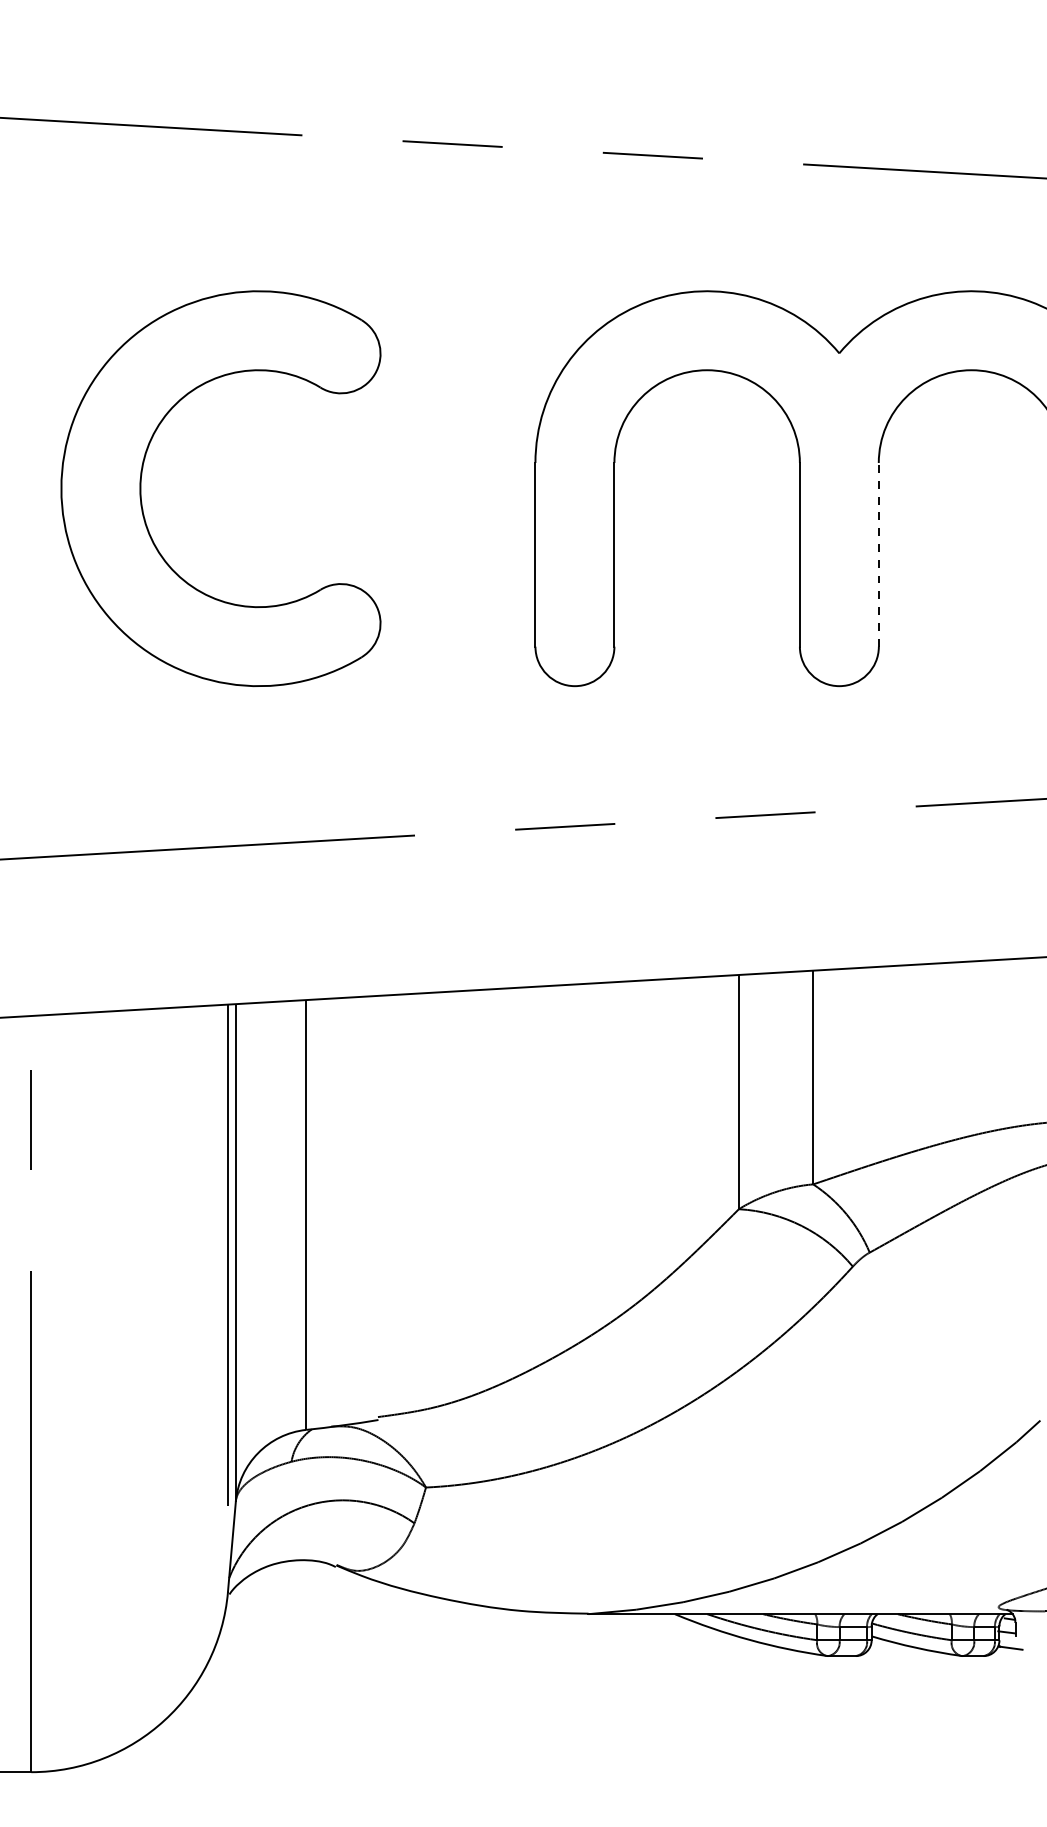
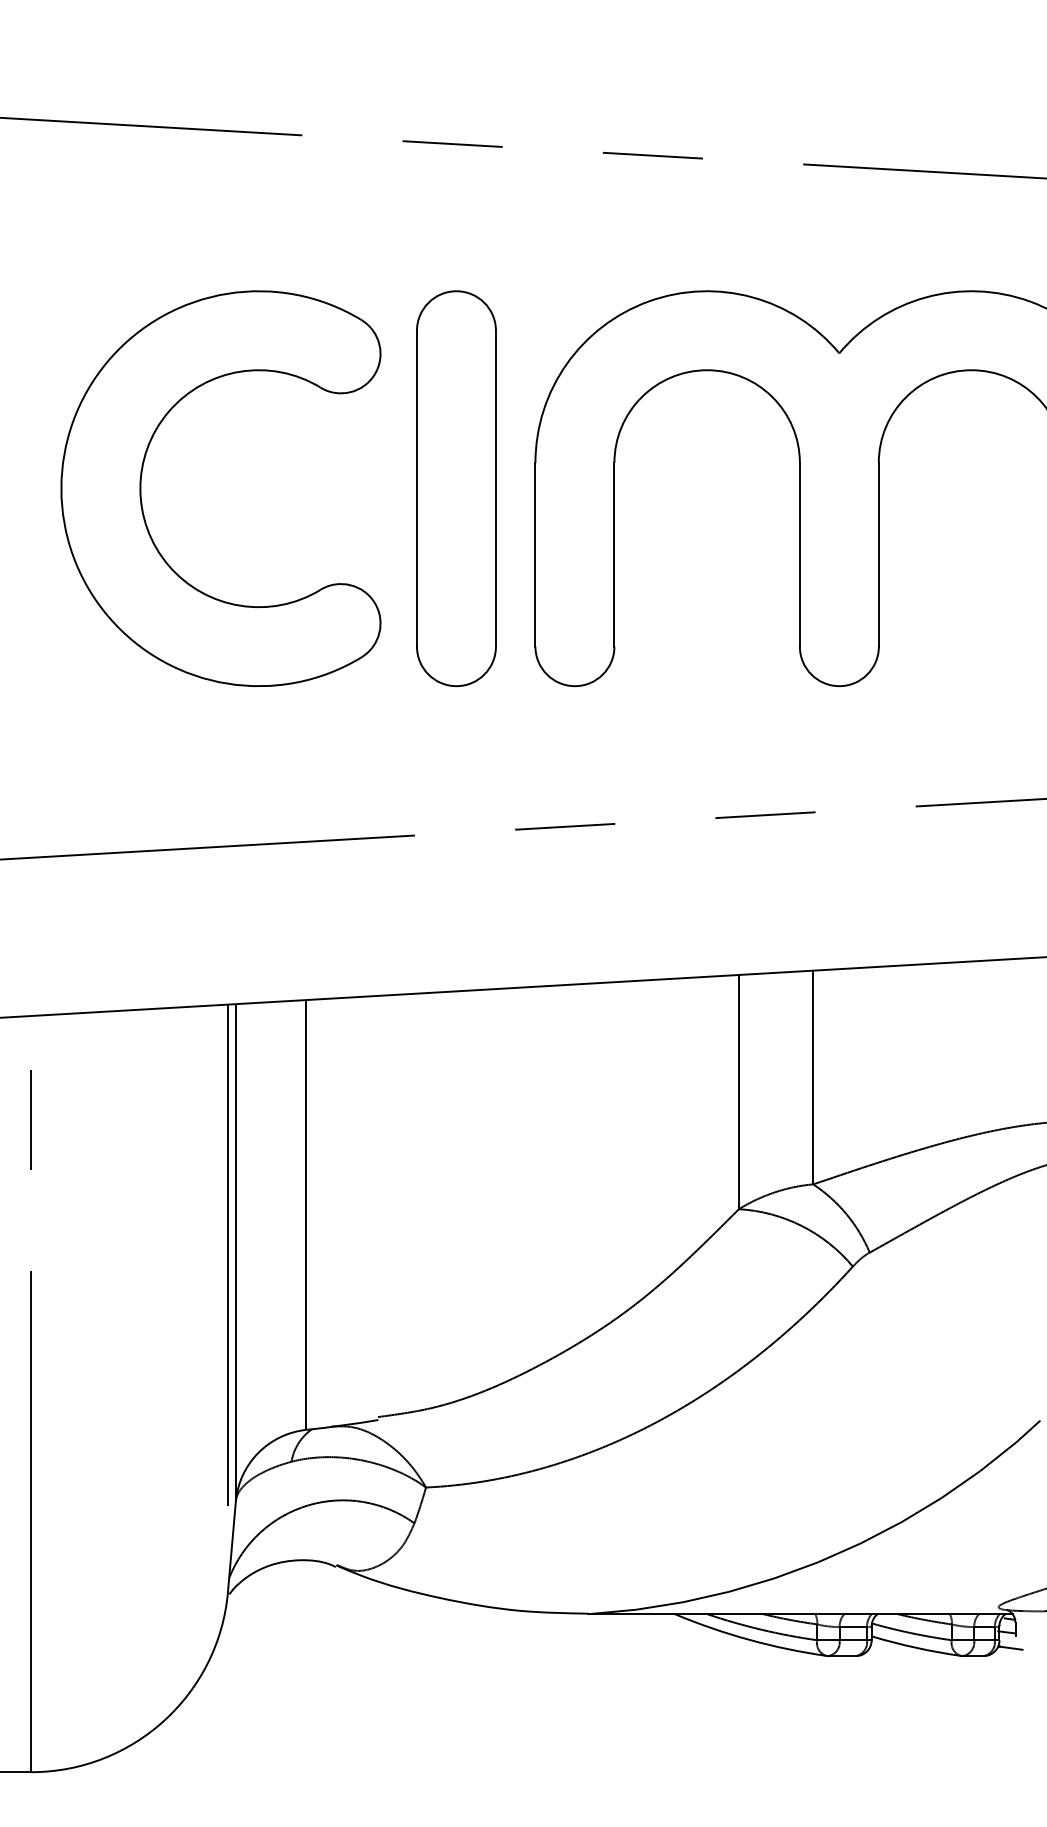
part: none -> present (456, 488)
line: dashed -> solid (878, 554)
